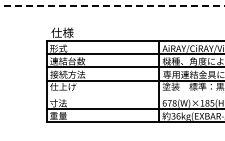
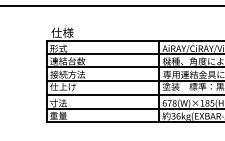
line: dashed -> solid (113, 6)
line: none -> present (133, 95)
